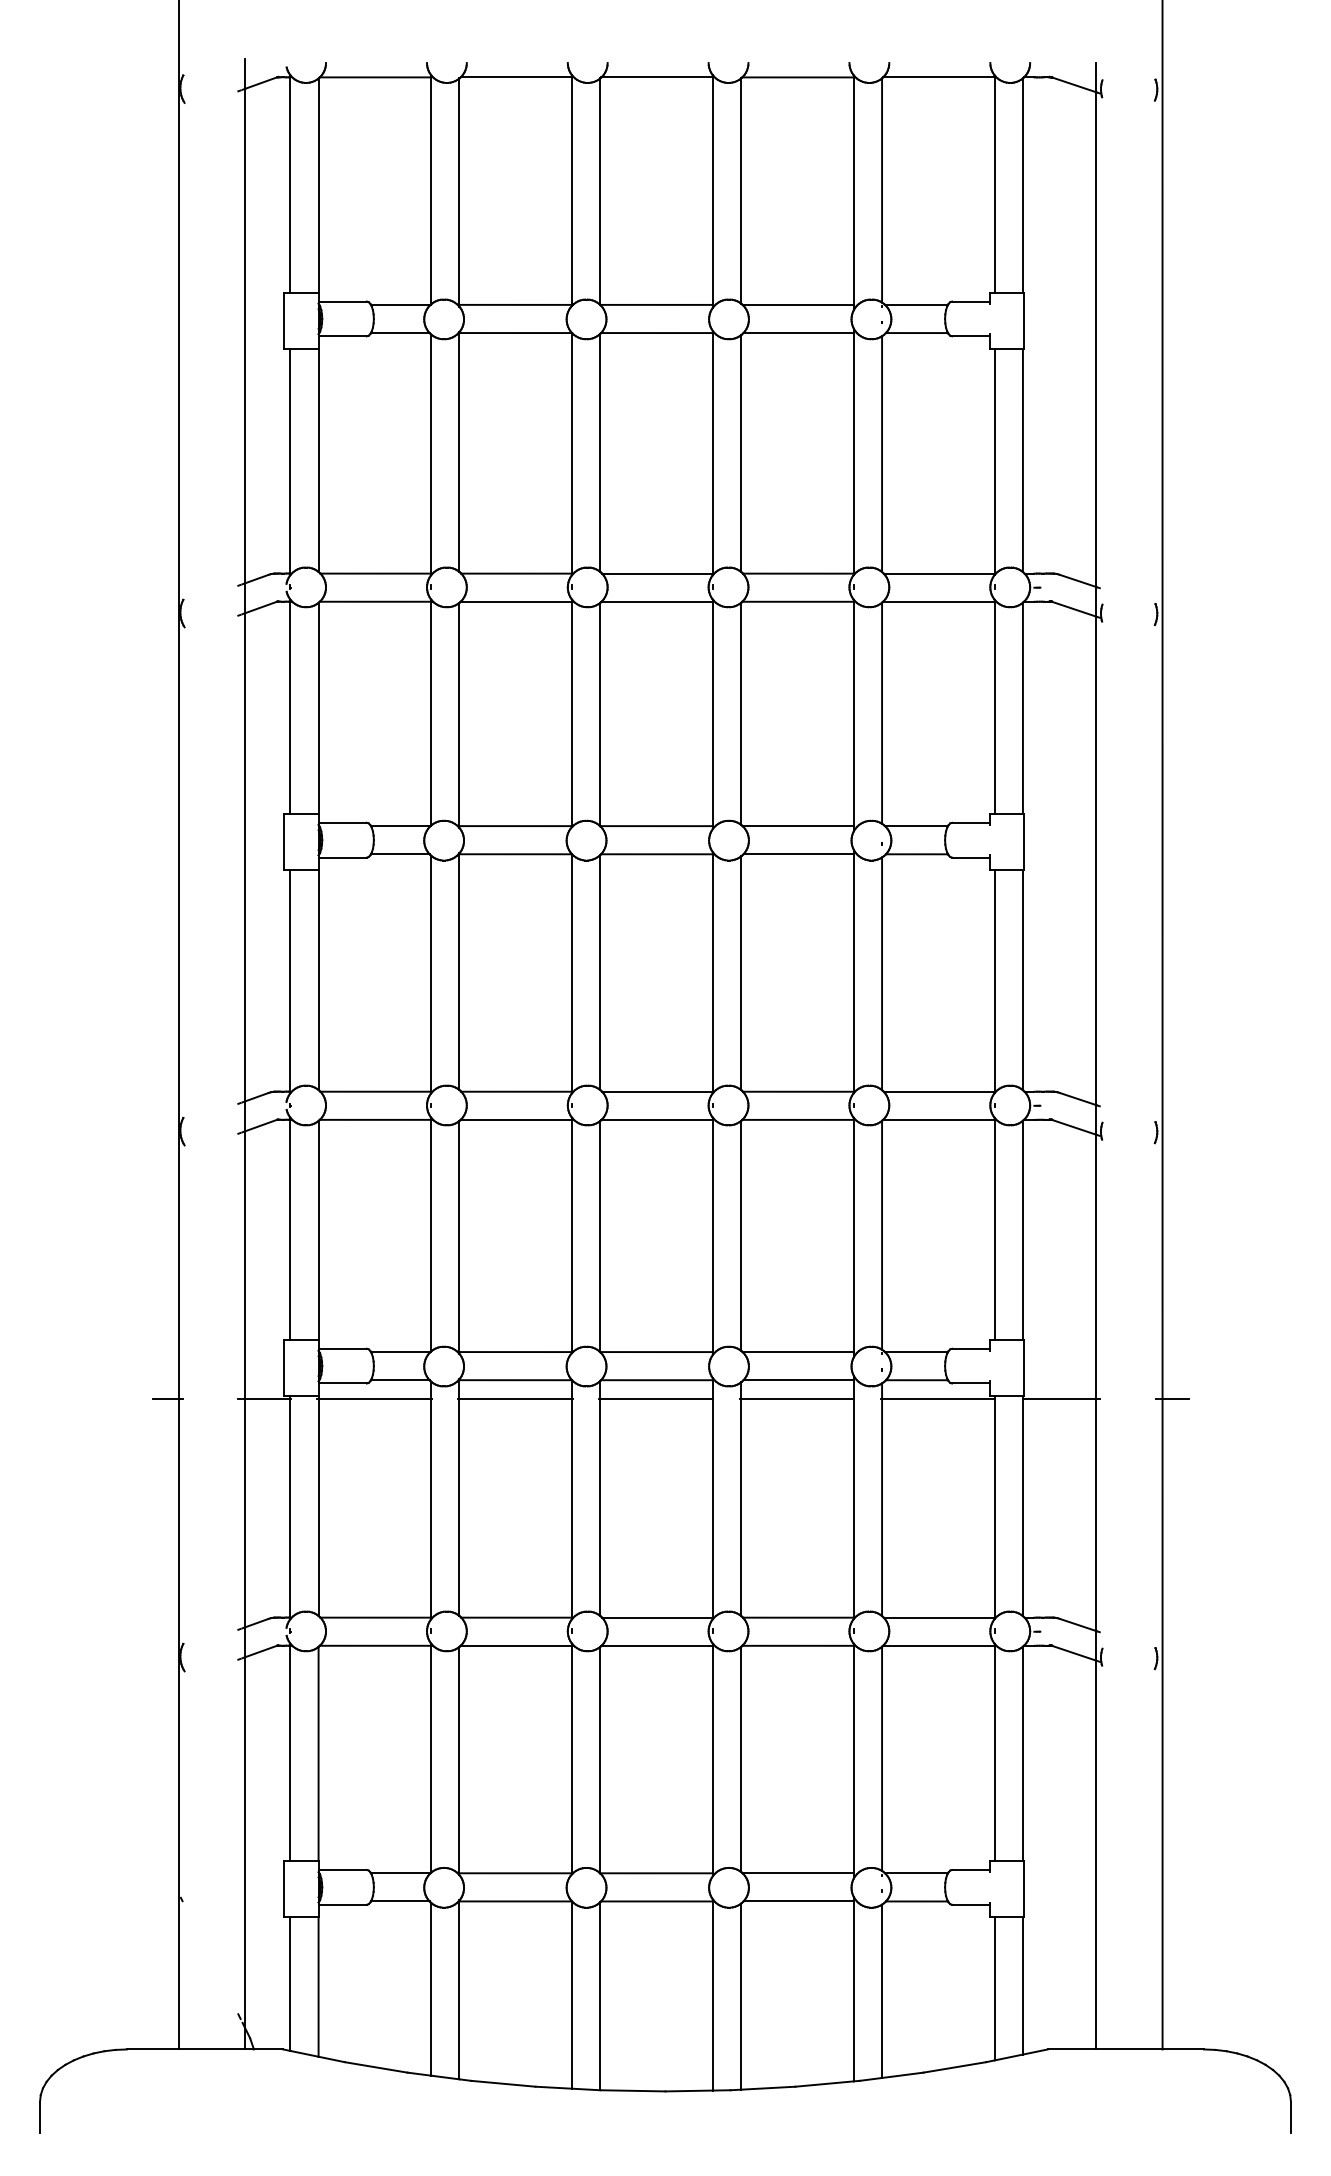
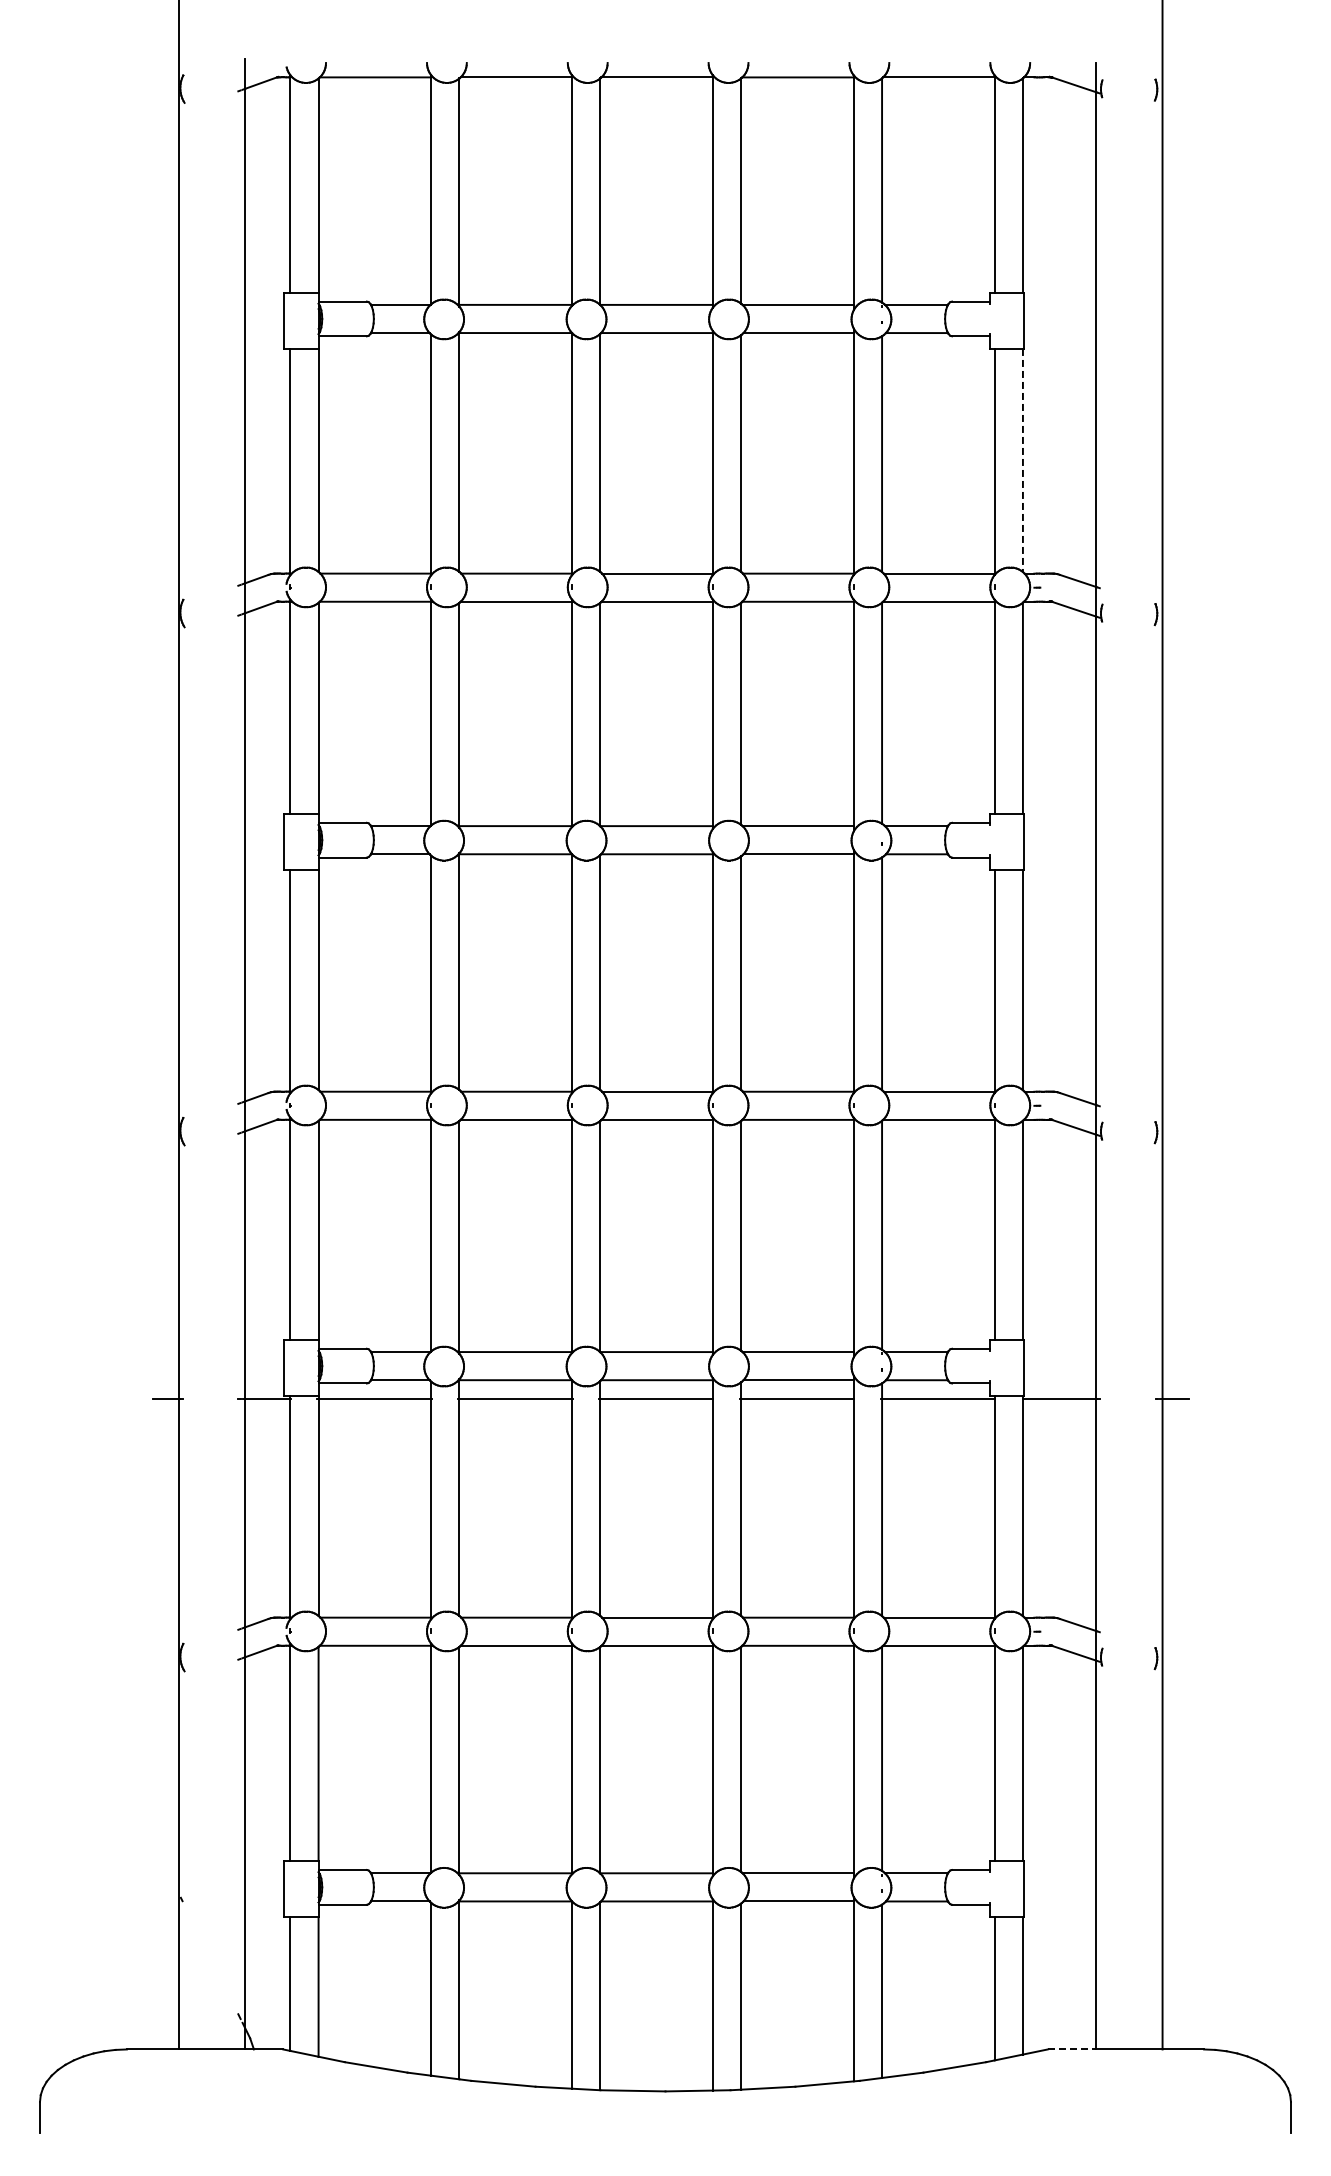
line: solid -> dashed (1022, 460)
line: solid -> dashed (1072, 2049)
